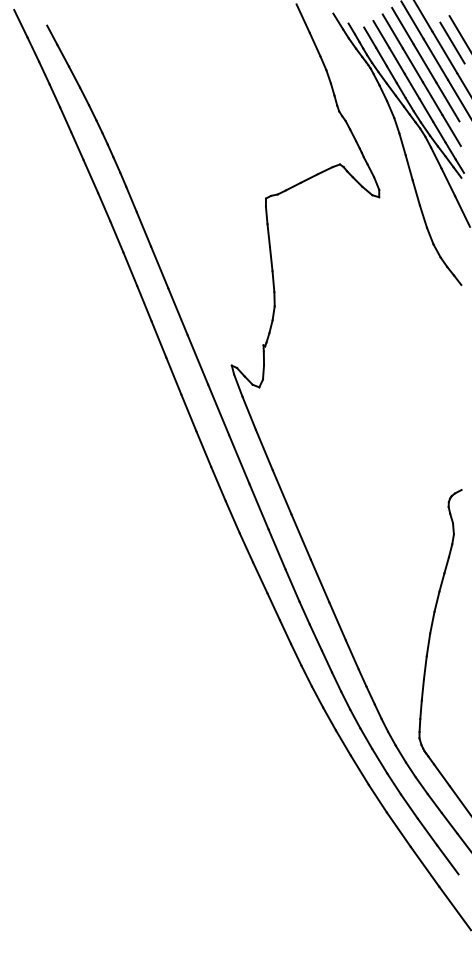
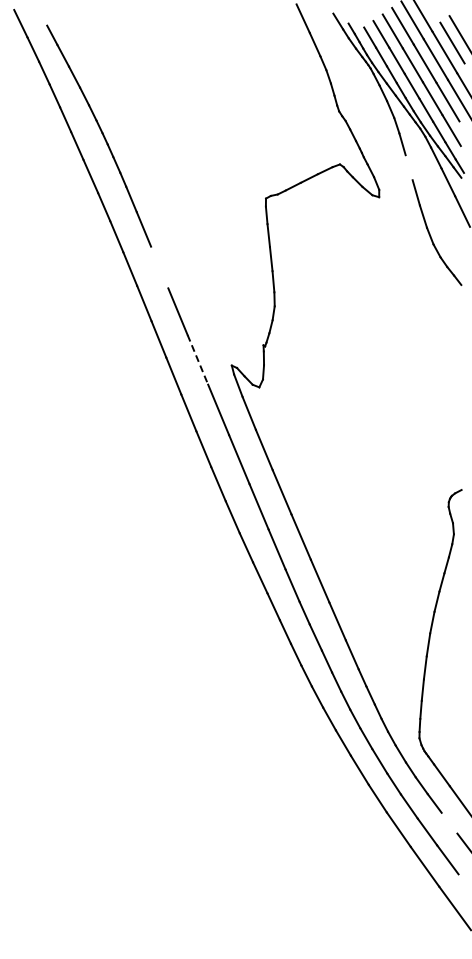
line: present -> none (408, 167)
line: present -> none (159, 267)
line: solid -> dashed (197, 359)
line: present -> none (449, 822)
